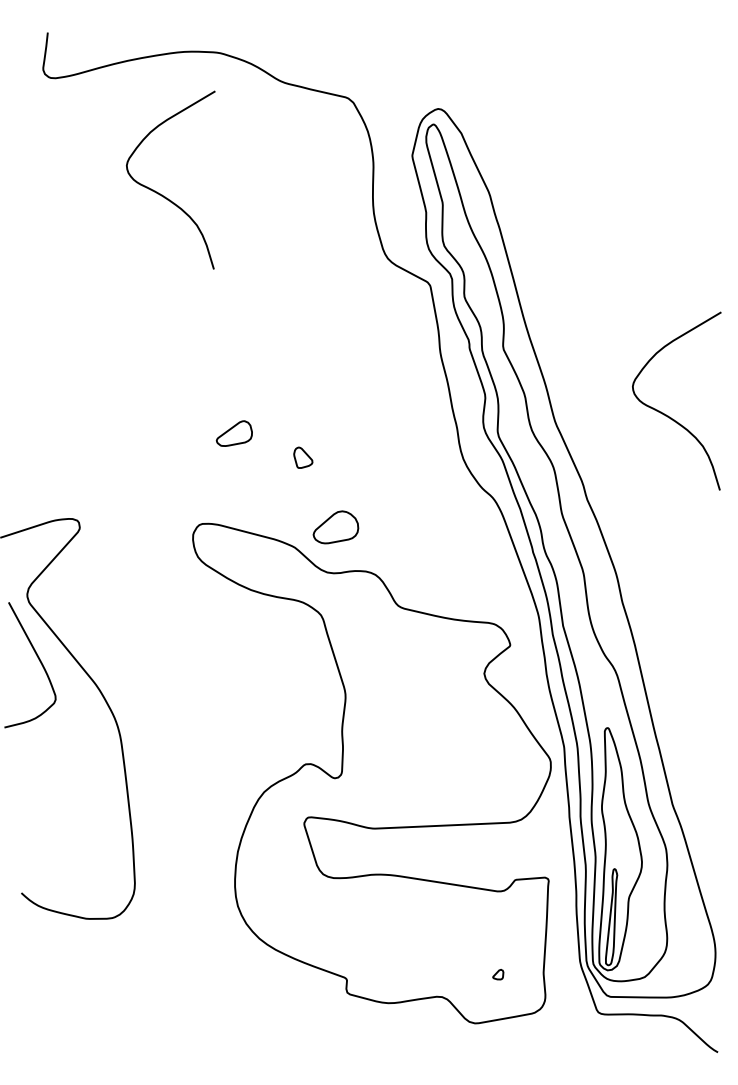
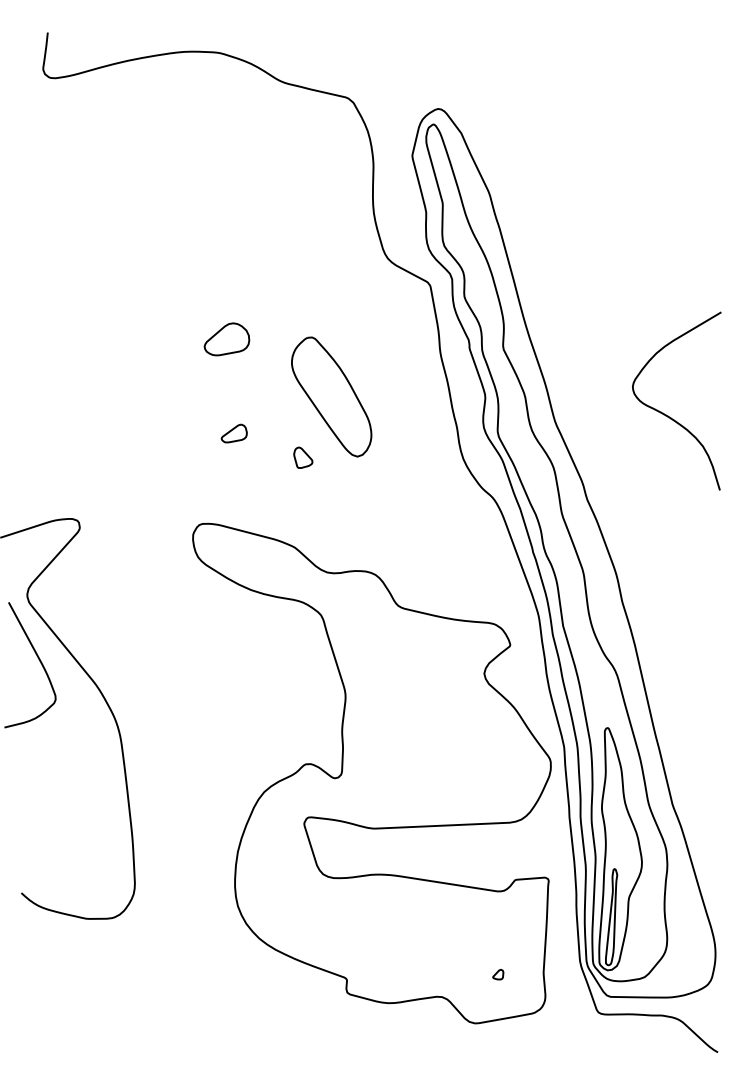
curve: present -> none (162, 194)
part: none -> present (331, 396)
part size: 38x27 px -> 28x21 px (233, 433)
part position: (335, 527) -> (226, 339) (226, 339)
